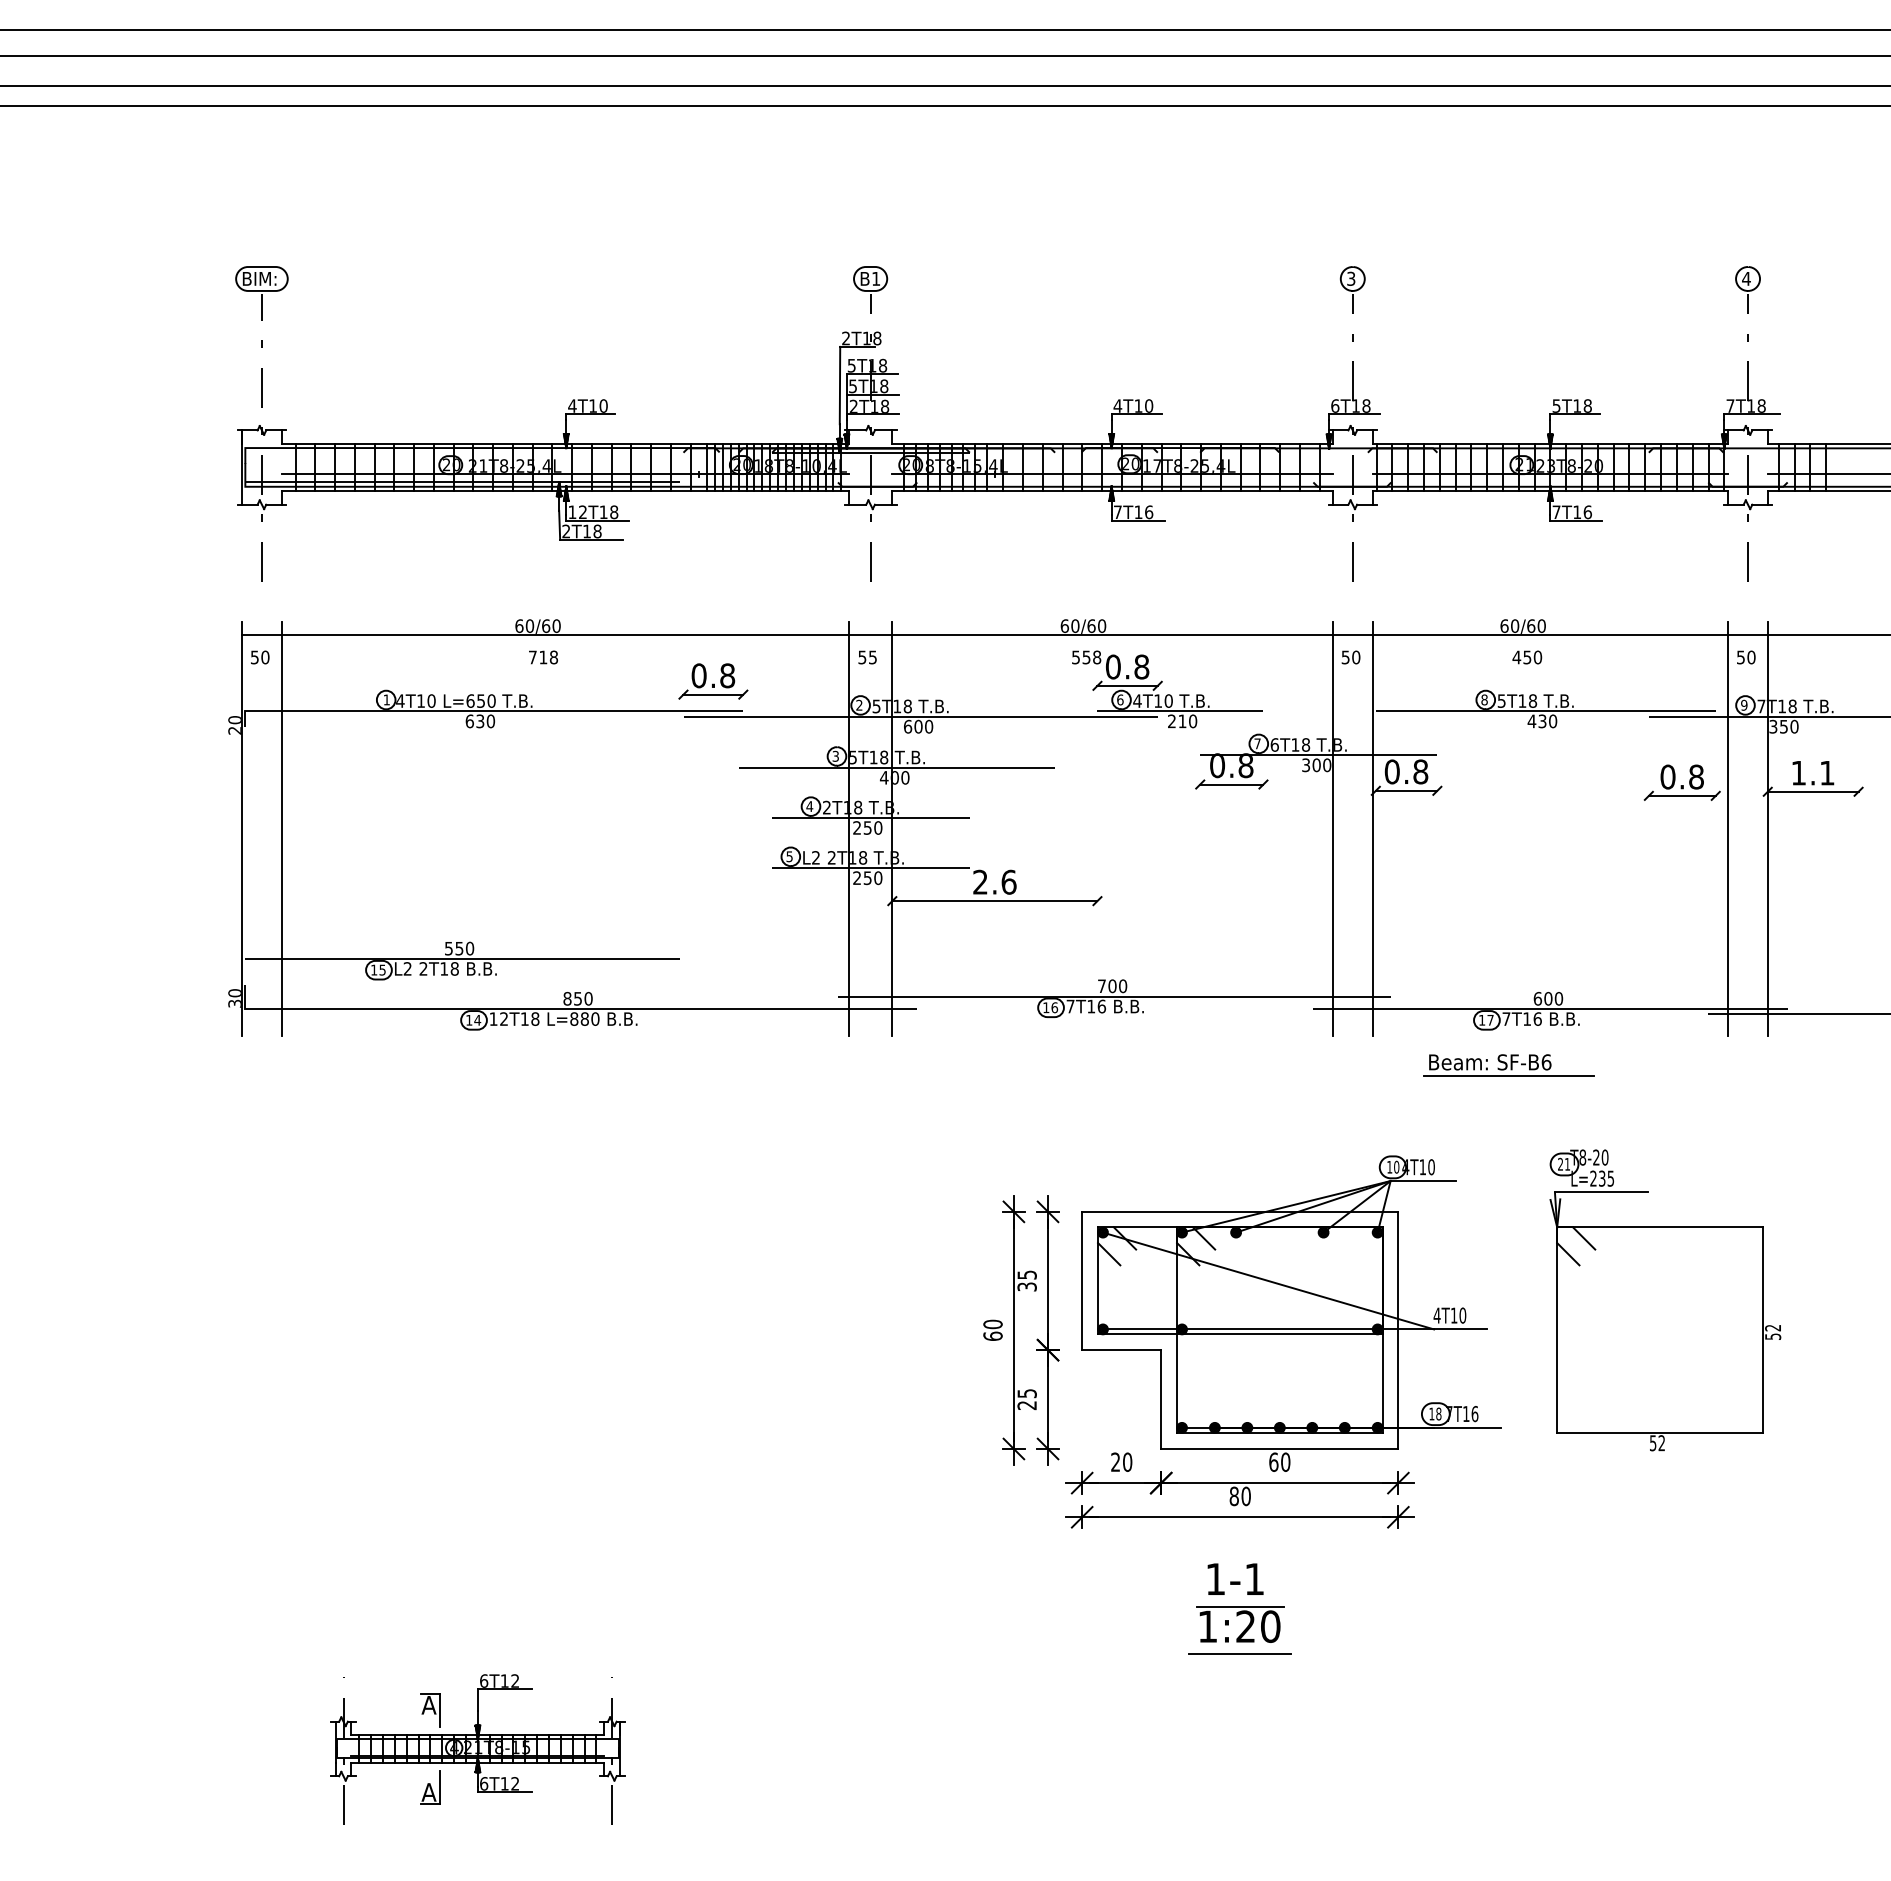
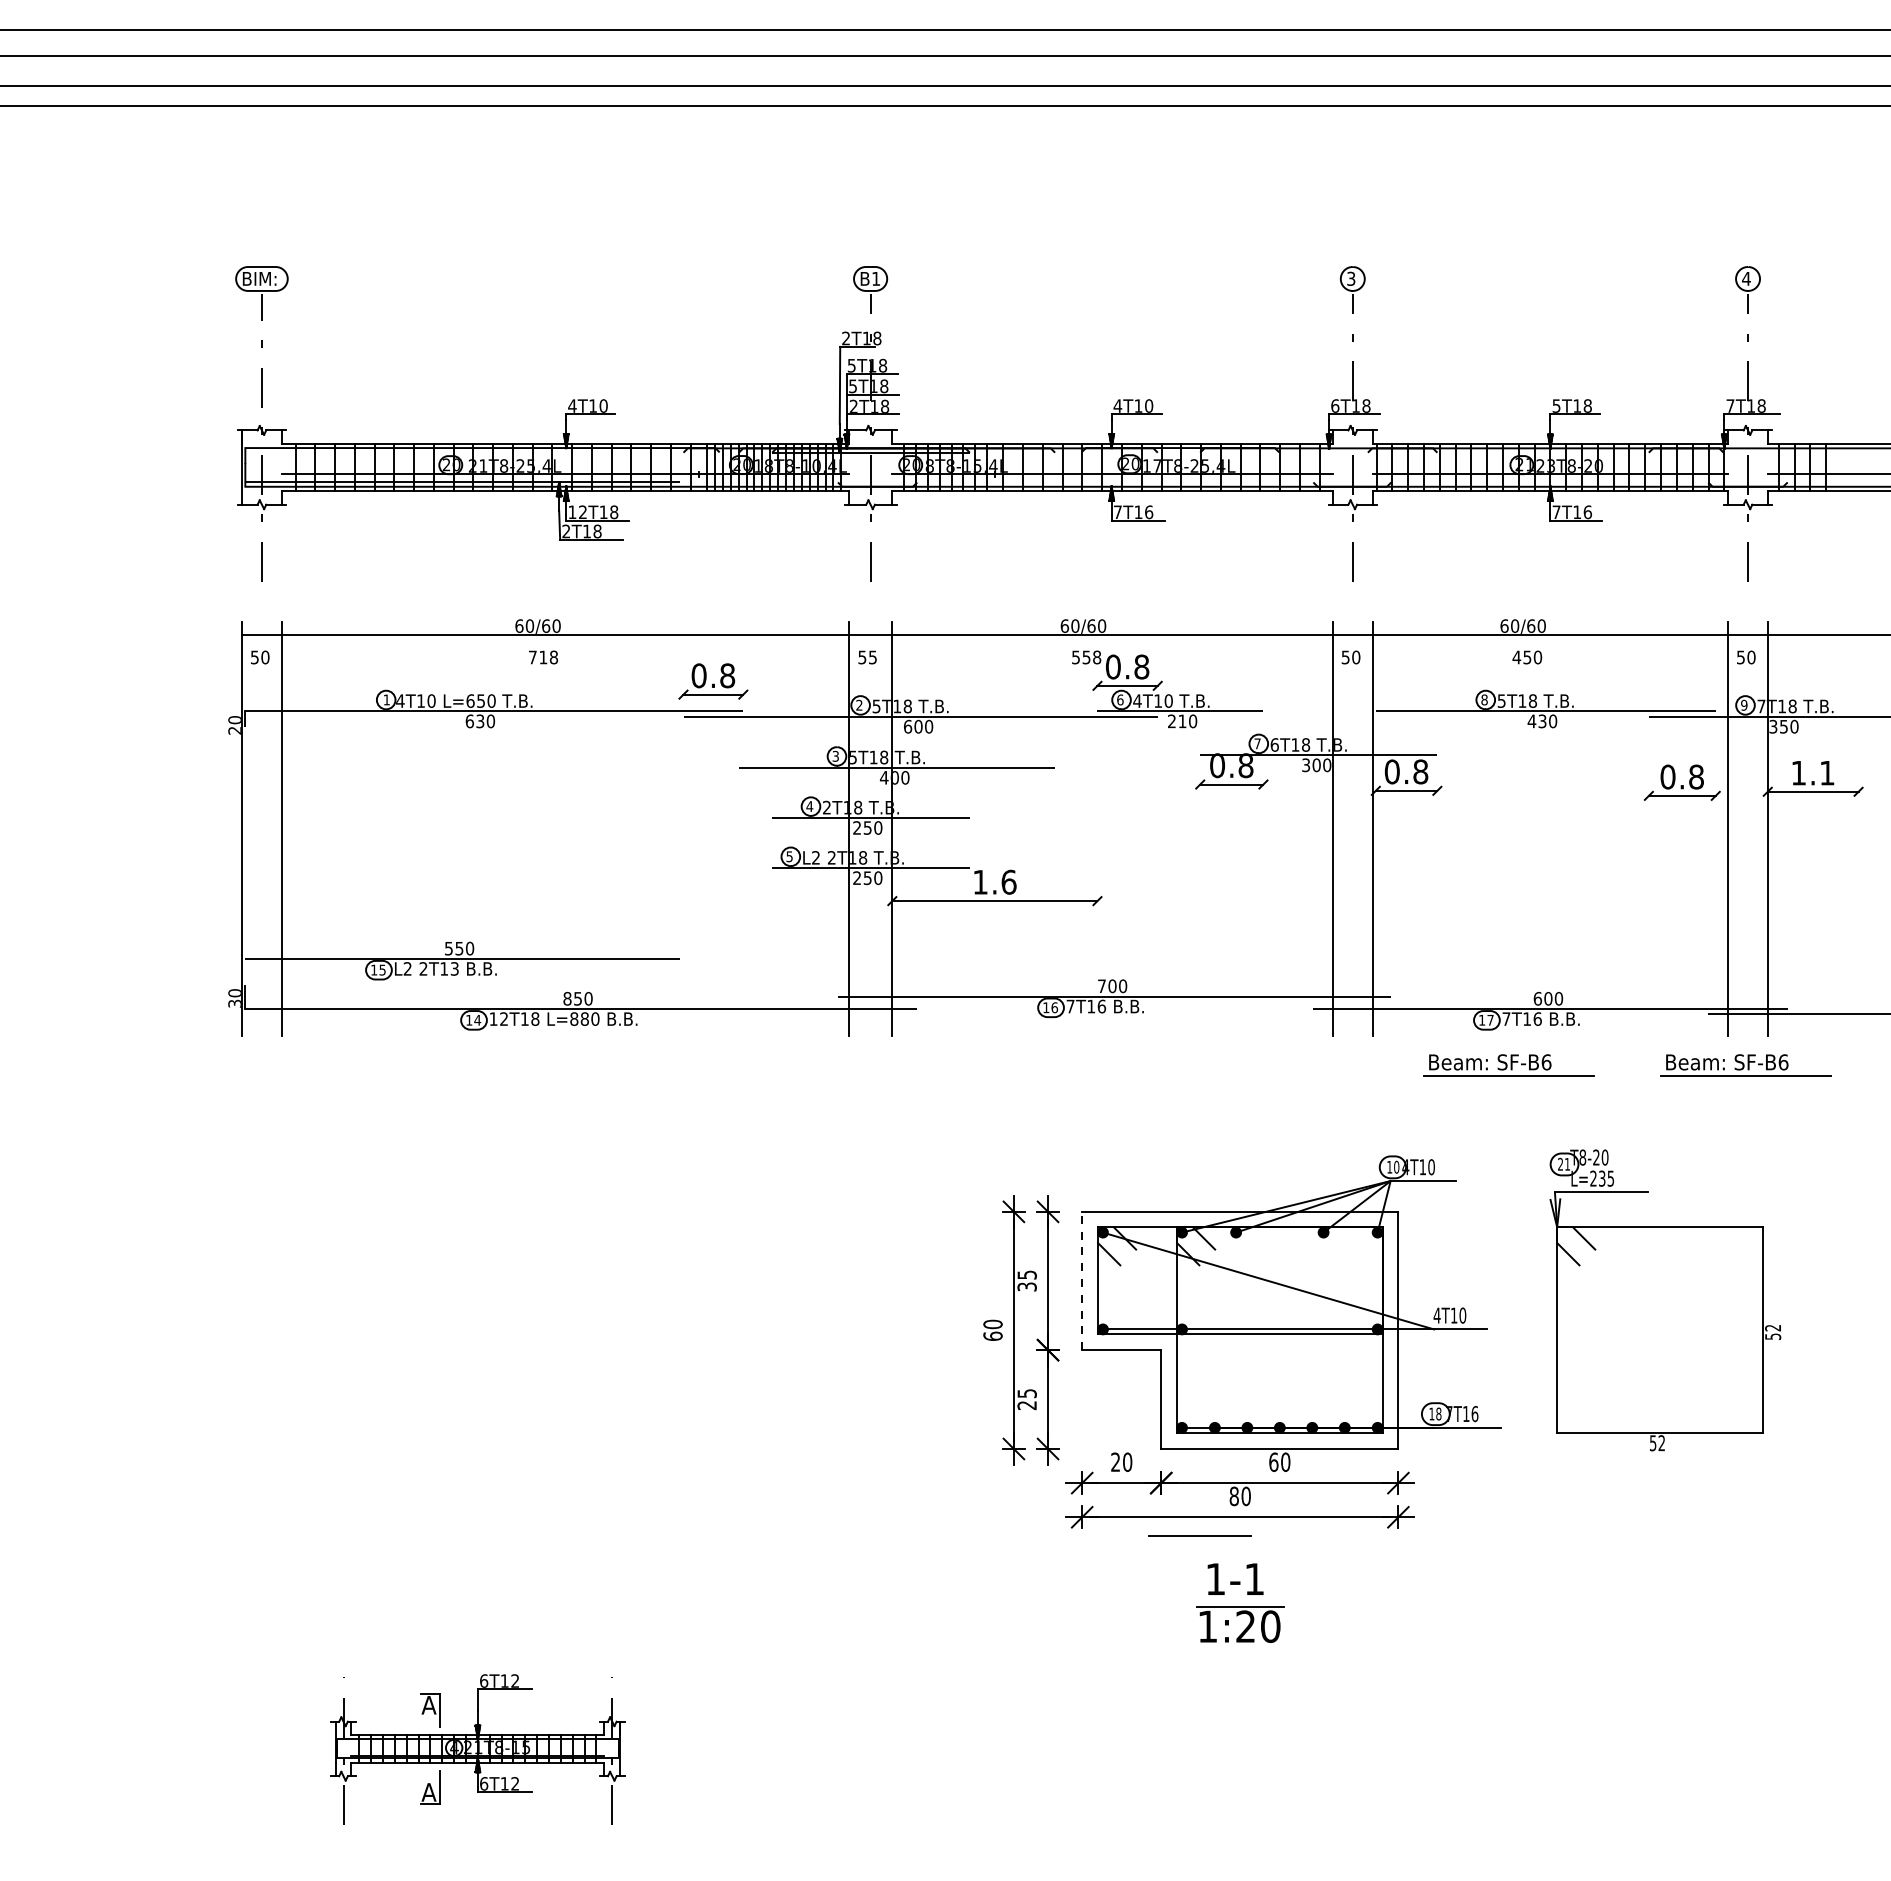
text: 2.6 -> 1.6 (980, 881)
text: 2T18 -> 2T13 (454, 968)
part: none -> present (1745, 1065)
line: solid -> dashed (1082, 1280)
line position: (1239, 1653) -> (1199, 1535) (1199, 1535)
